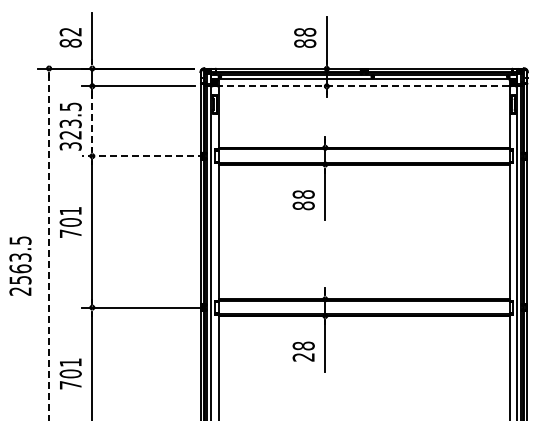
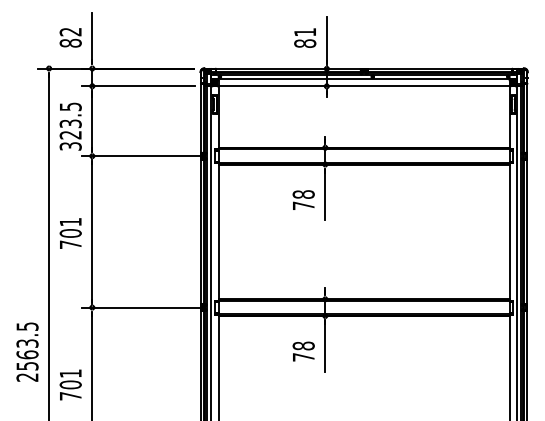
text: 88 -> 81 (305, 32)
line: dashed -> solid (364, 86)
line: dashed -> solid (92, 121)
line: dashed -> solid (143, 156)
text: 88 -> 78 (303, 205)
text position: (70, 222) -> (70, 233) (70, 233)
line: dashed -> solid (49, 247)
text position: (20, 265) -> (27, 351) (27, 351)
text: 28 -> 78 (303, 357)
text position: (70, 373) -> (70, 384) (70, 384)
